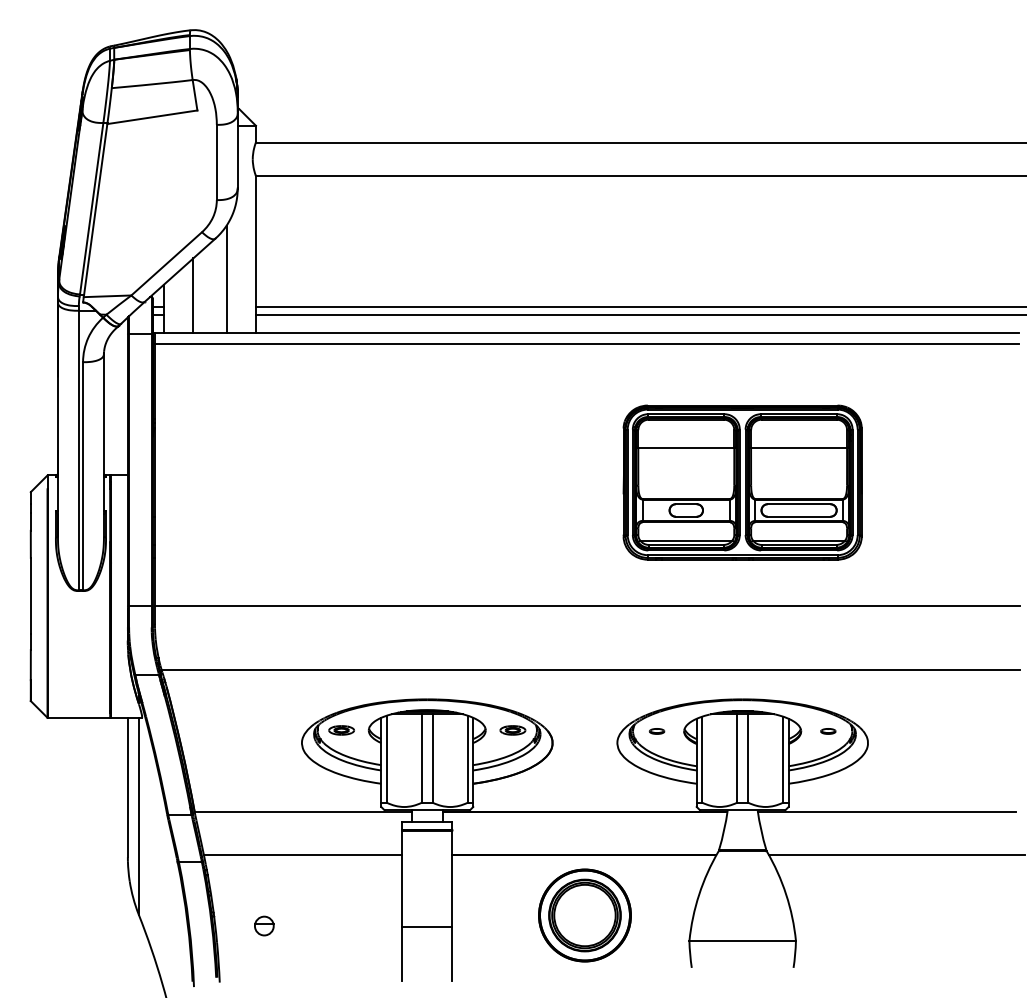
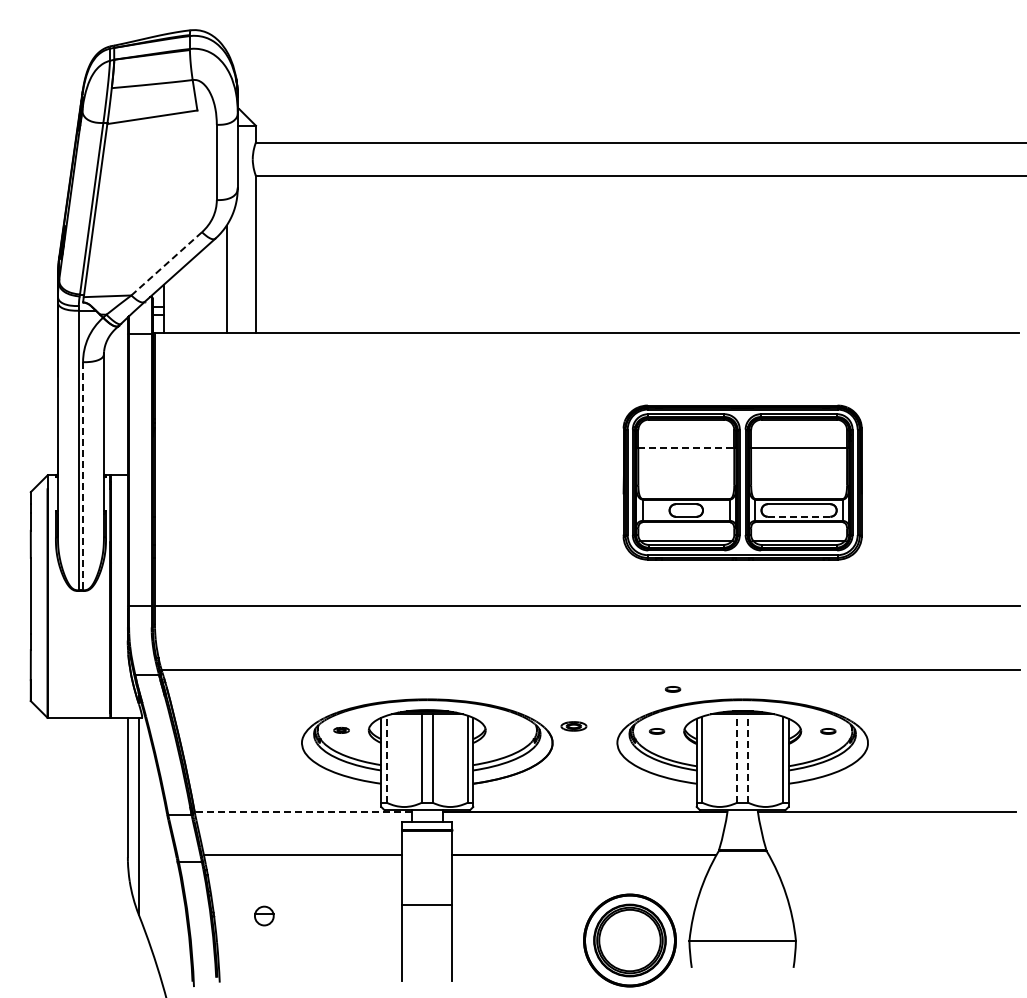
line: solid -> dashed (166, 264)
line: present -> none (193, 295)
line: present -> none (639, 306)
line: present -> none (639, 315)
line: present -> none (586, 344)
line: solid -> dashed (686, 447)
line: solid -> dashed (83, 477)
line: solid -> dashed (798, 516)
part: none -> present (672, 689)
part size: 27x11 px -> 17x7 px (341, 730)
part position: (512, 730) -> (573, 726) (573, 726)
line: solid -> dashed (737, 758)
line: solid -> dashed (748, 758)
line: solid -> dashed (386, 759)
line: solid -> dashed (302, 812)
line: present -> none (896, 855)
part position: (584, 915) -> (629, 940) (629, 940)
part position: (264, 925) -> (264, 915) (264, 915)
line position: (427, 927) -> (427, 905) (427, 905)
